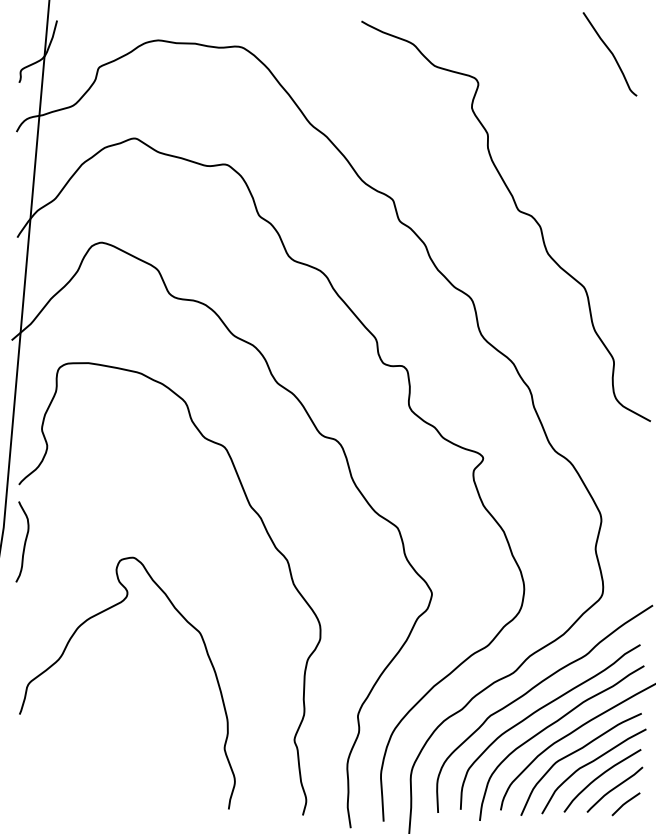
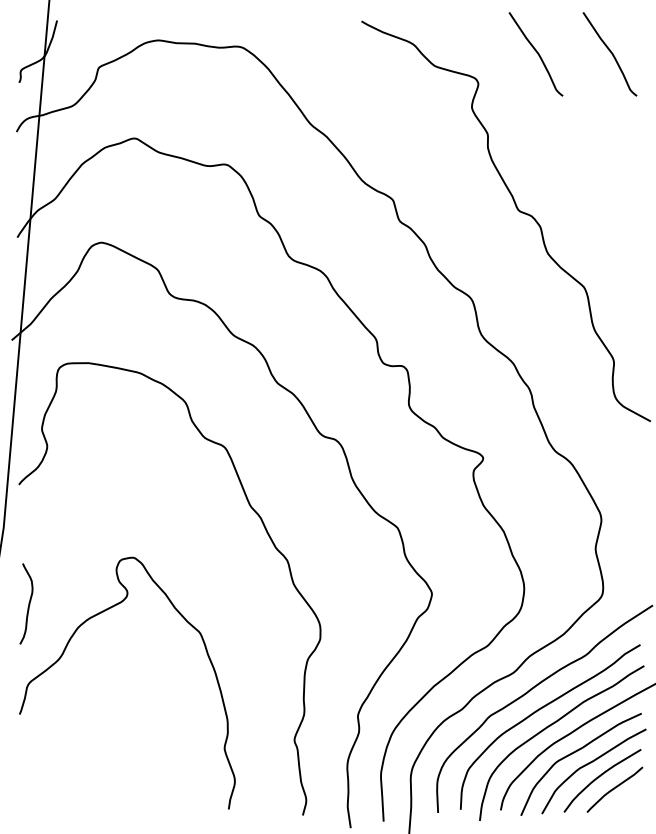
curve: none -> present (537, 54)
curve position: (24, 541) -> (28, 603) (28, 603)
line: present -> none (625, 804)
